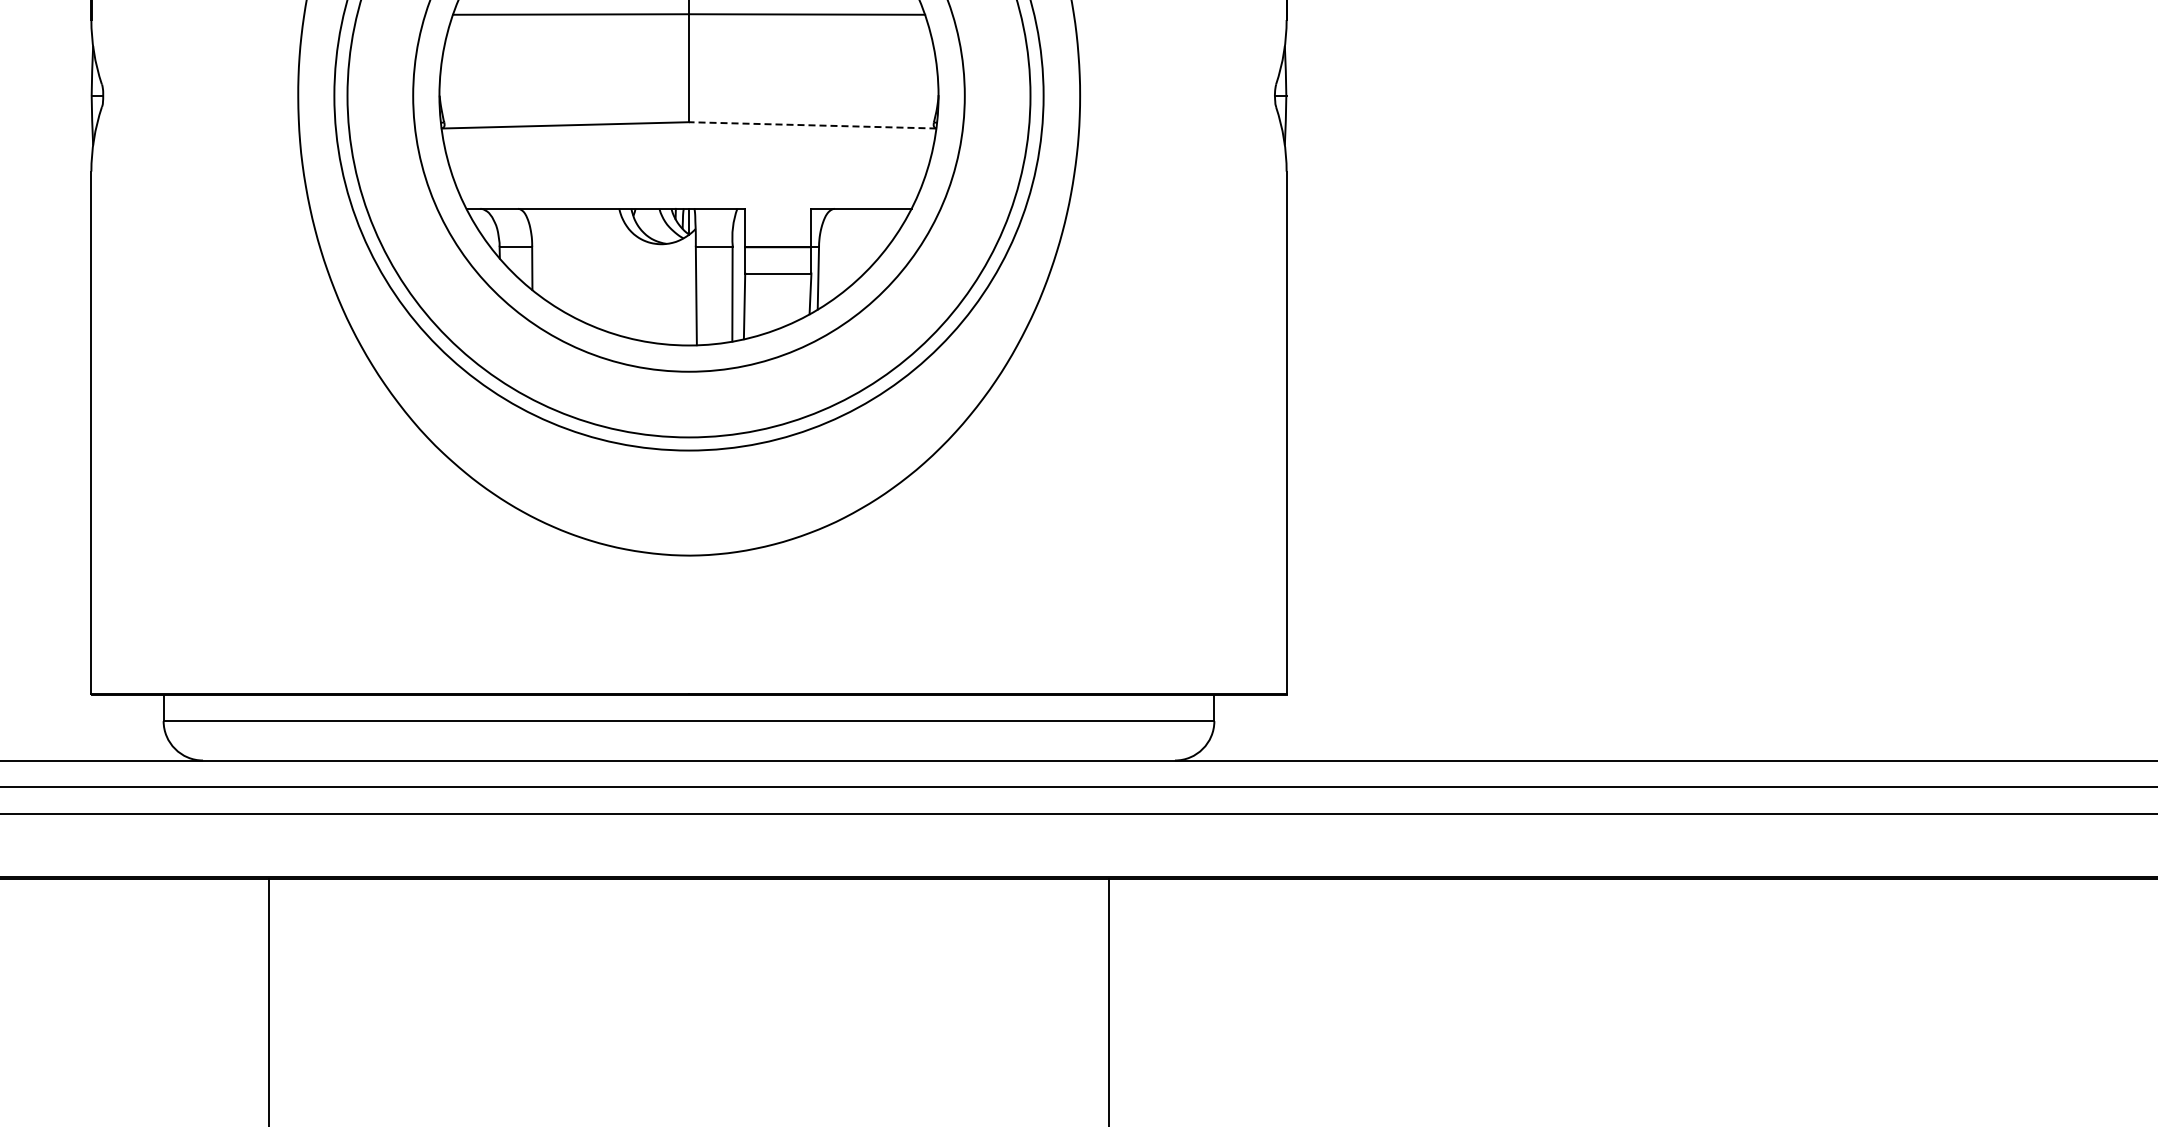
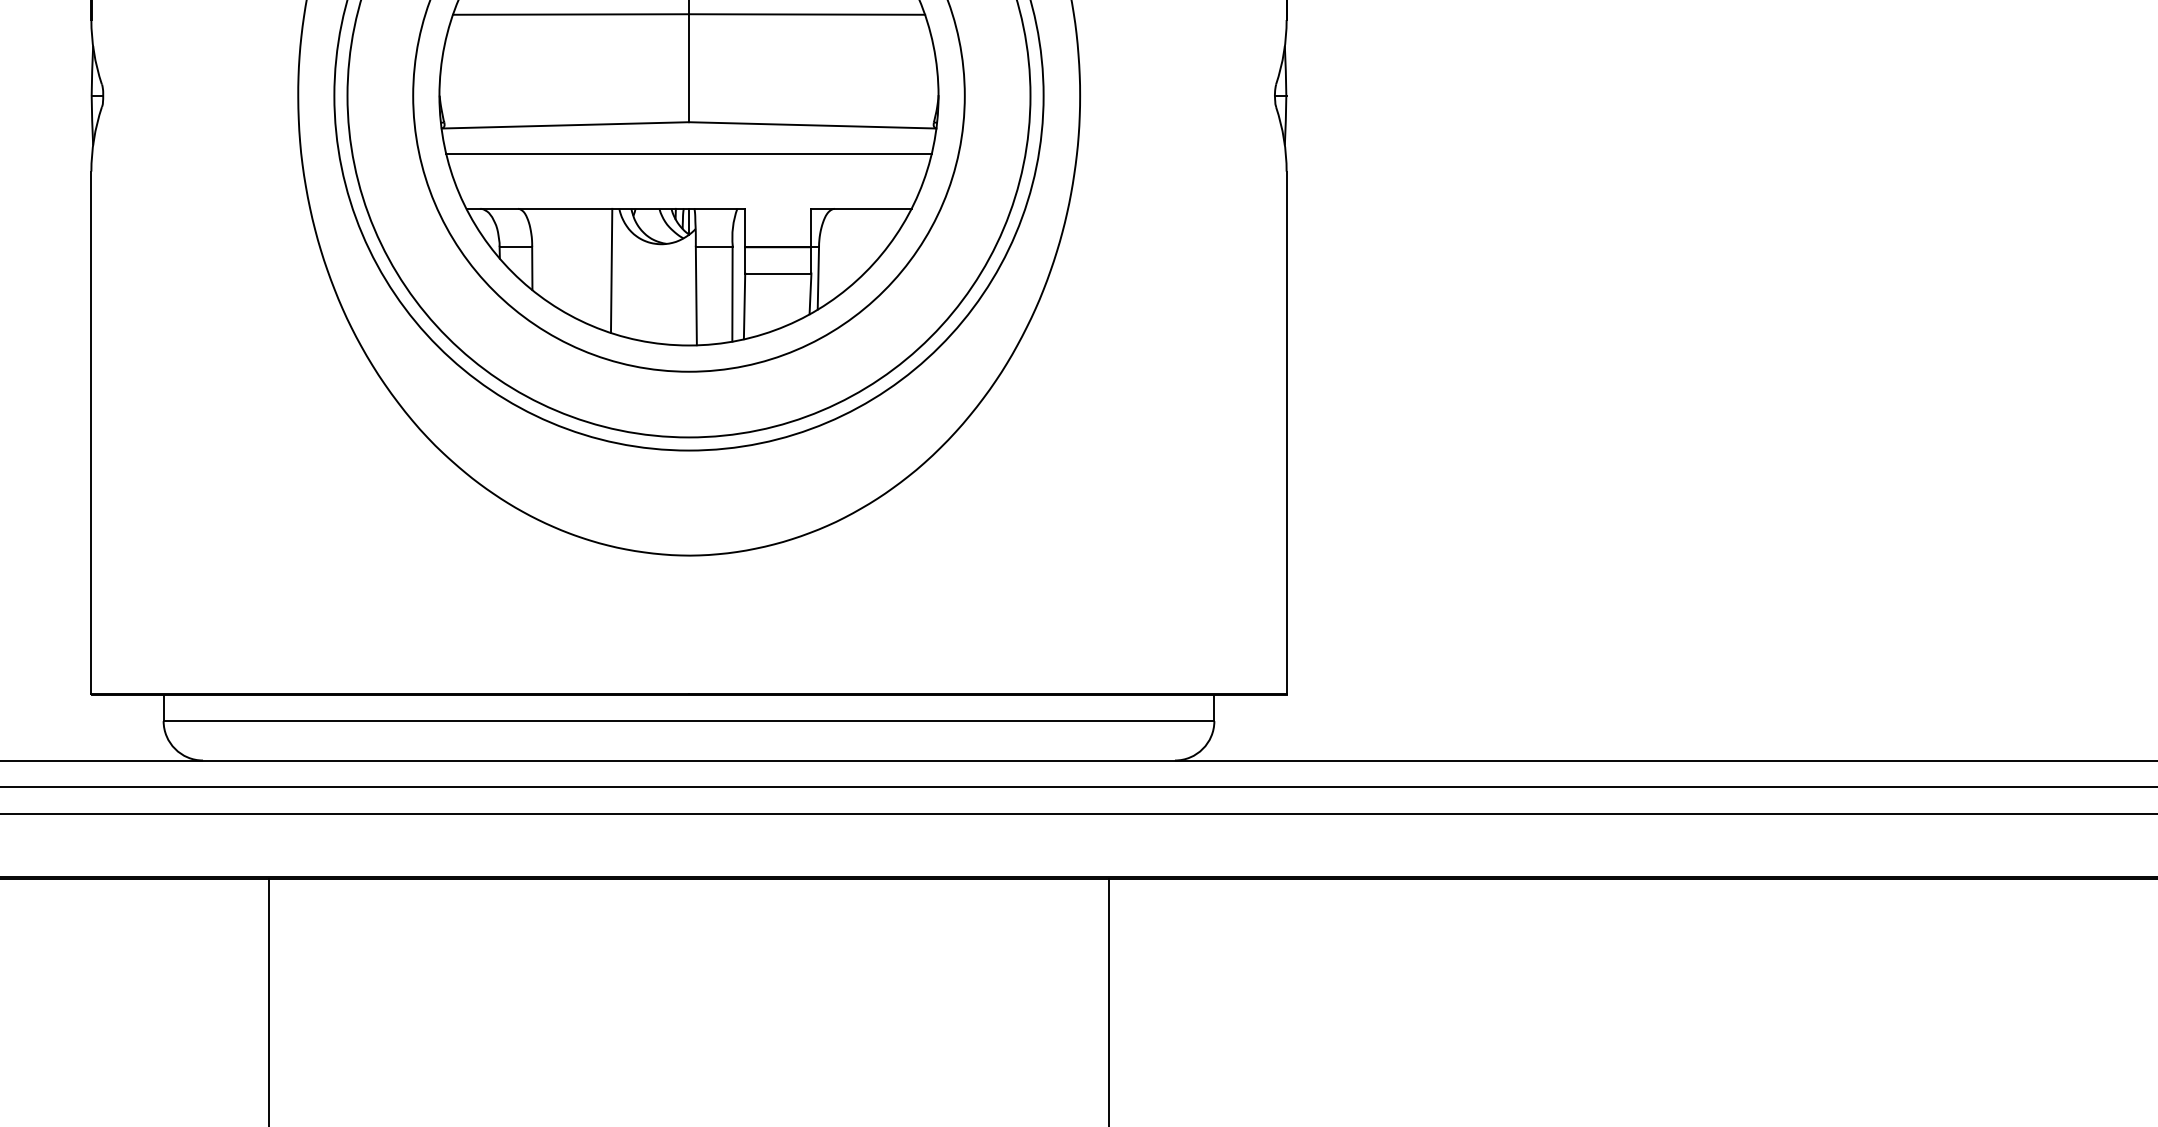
line: dashed -> solid (812, 125)
line: none -> present (688, 153)
line: none -> present (611, 270)
